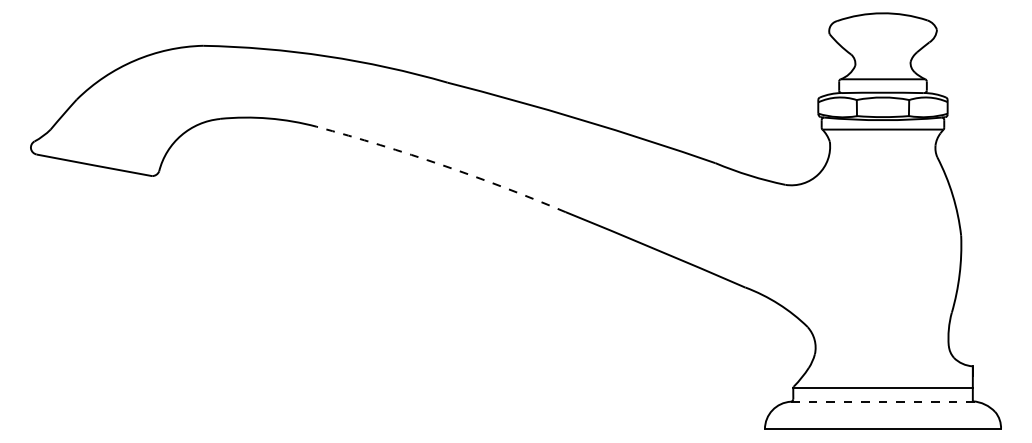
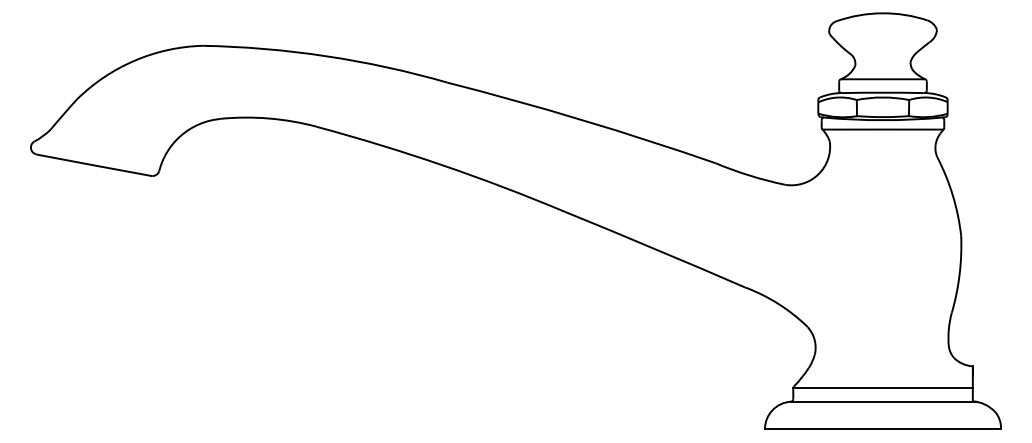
arc: dashed -> solid (442, 165)
line: dashed -> solid (883, 401)
